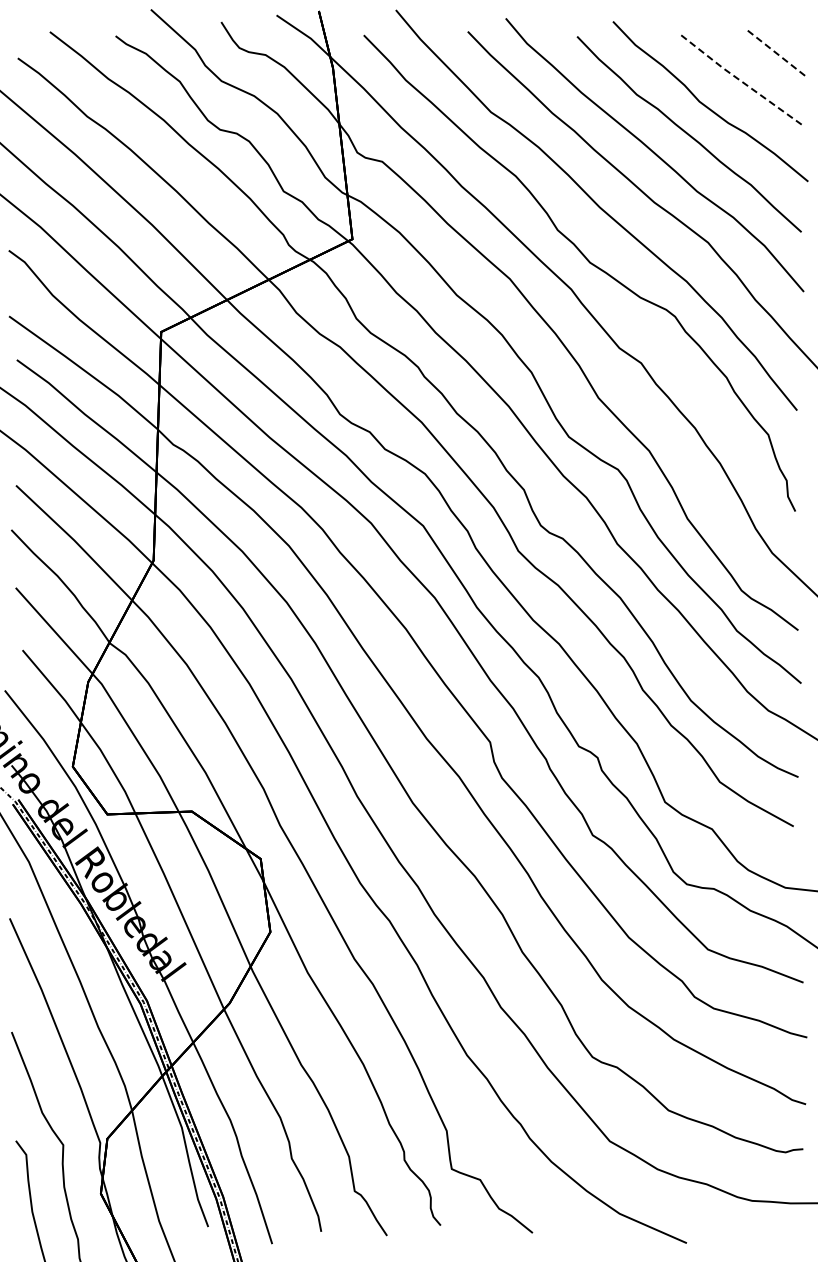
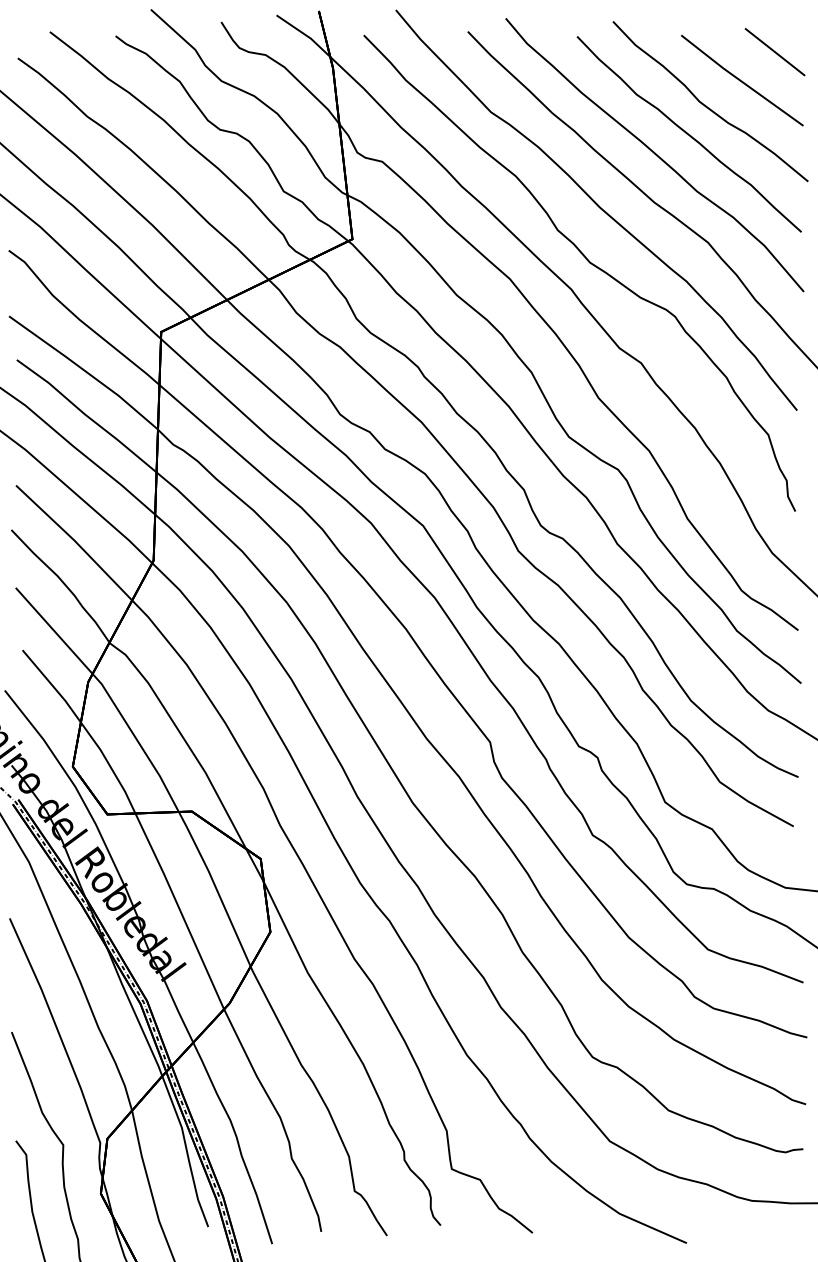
line: dashed -> solid (774, 51)
line: dashed -> solid (741, 81)
